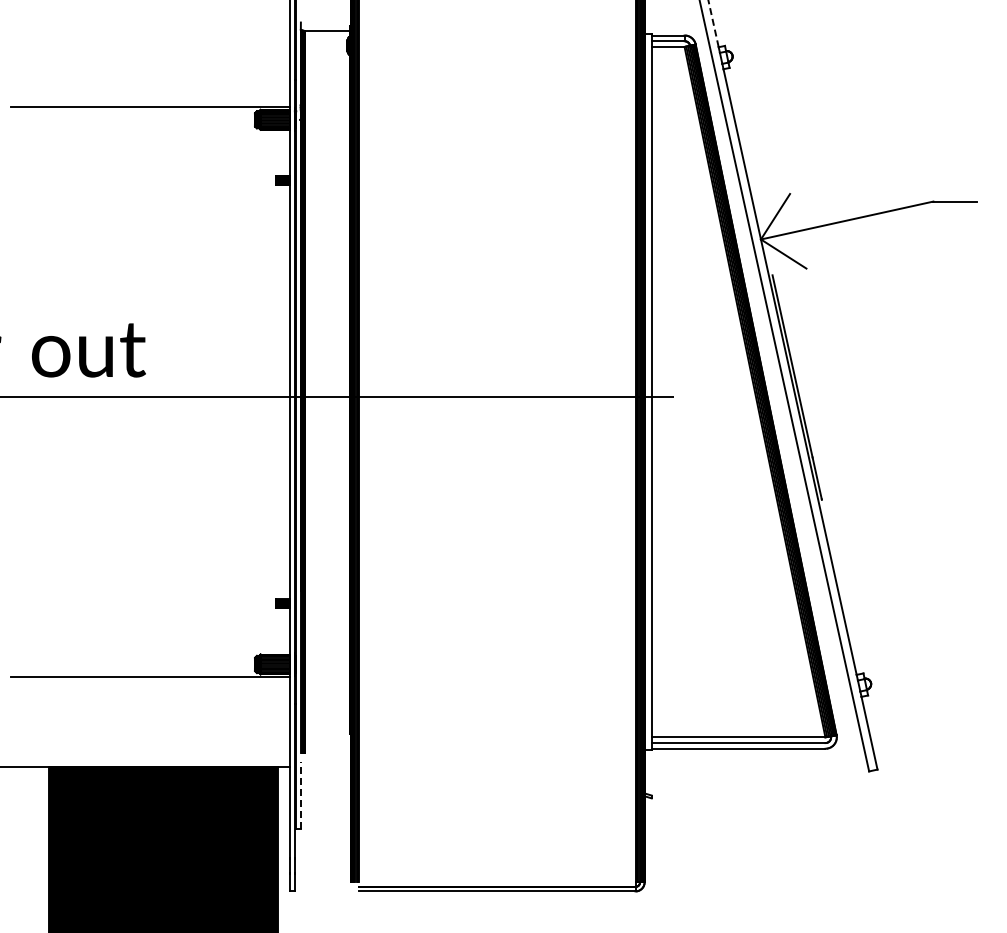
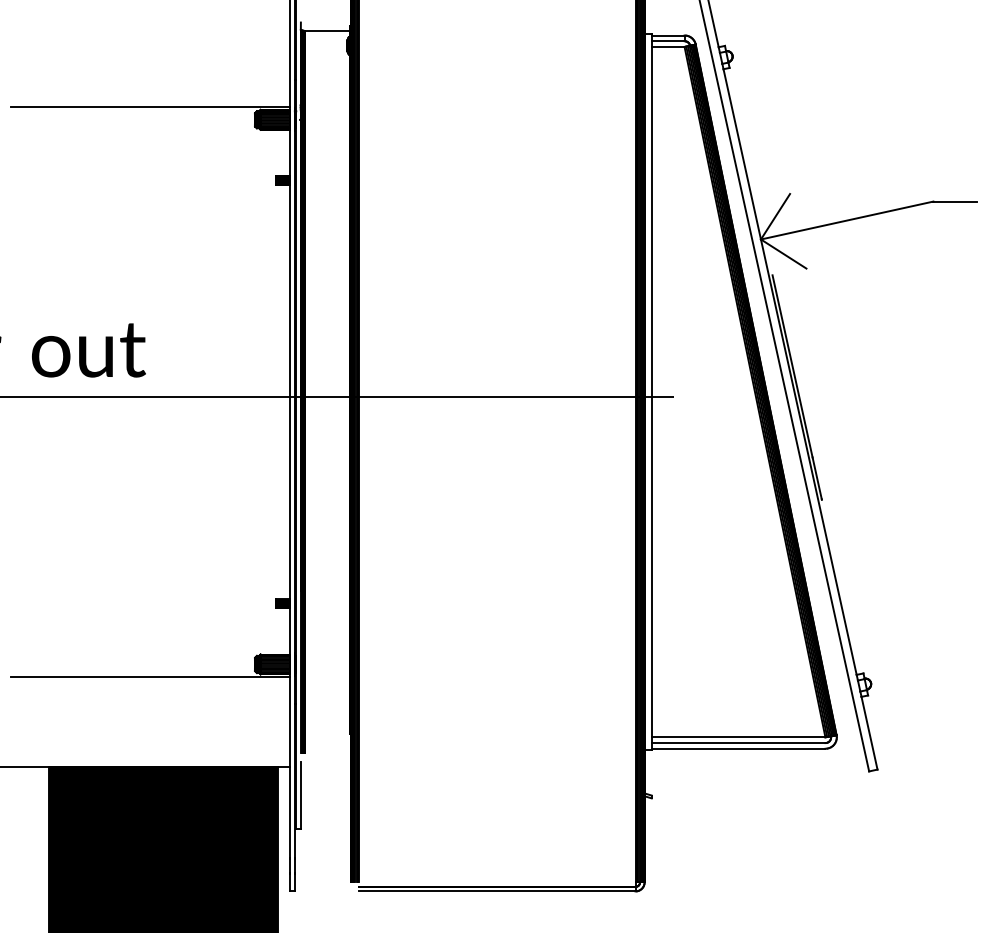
line: dashed -> solid (713, 23)
line: dashed -> solid (300, 795)
